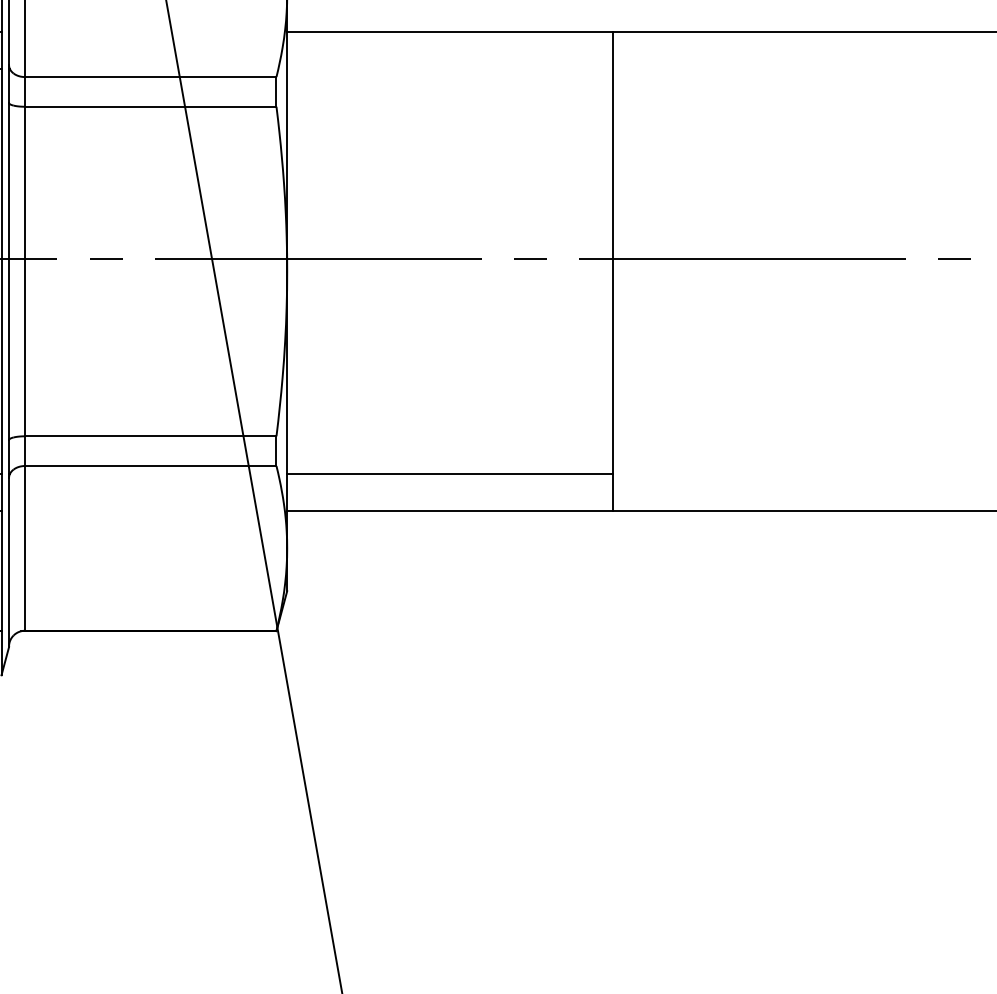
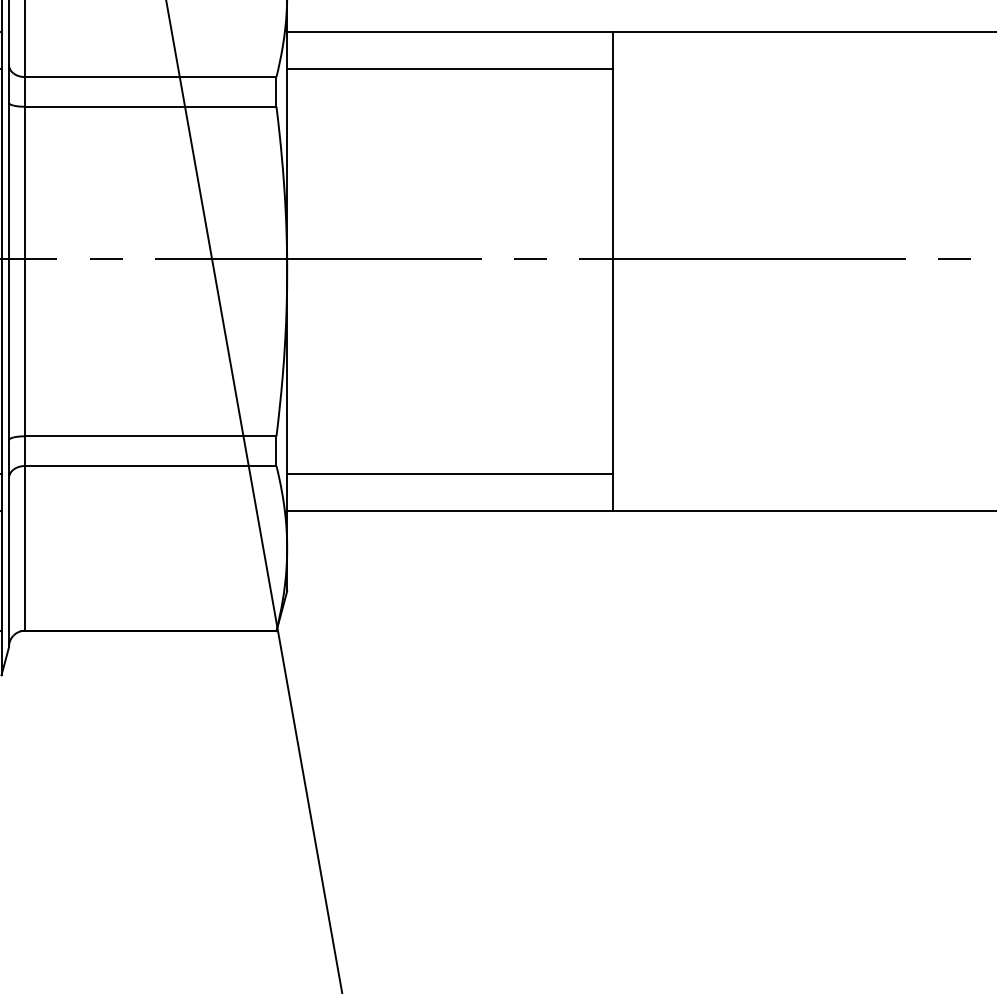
line: none -> present (450, 68)
